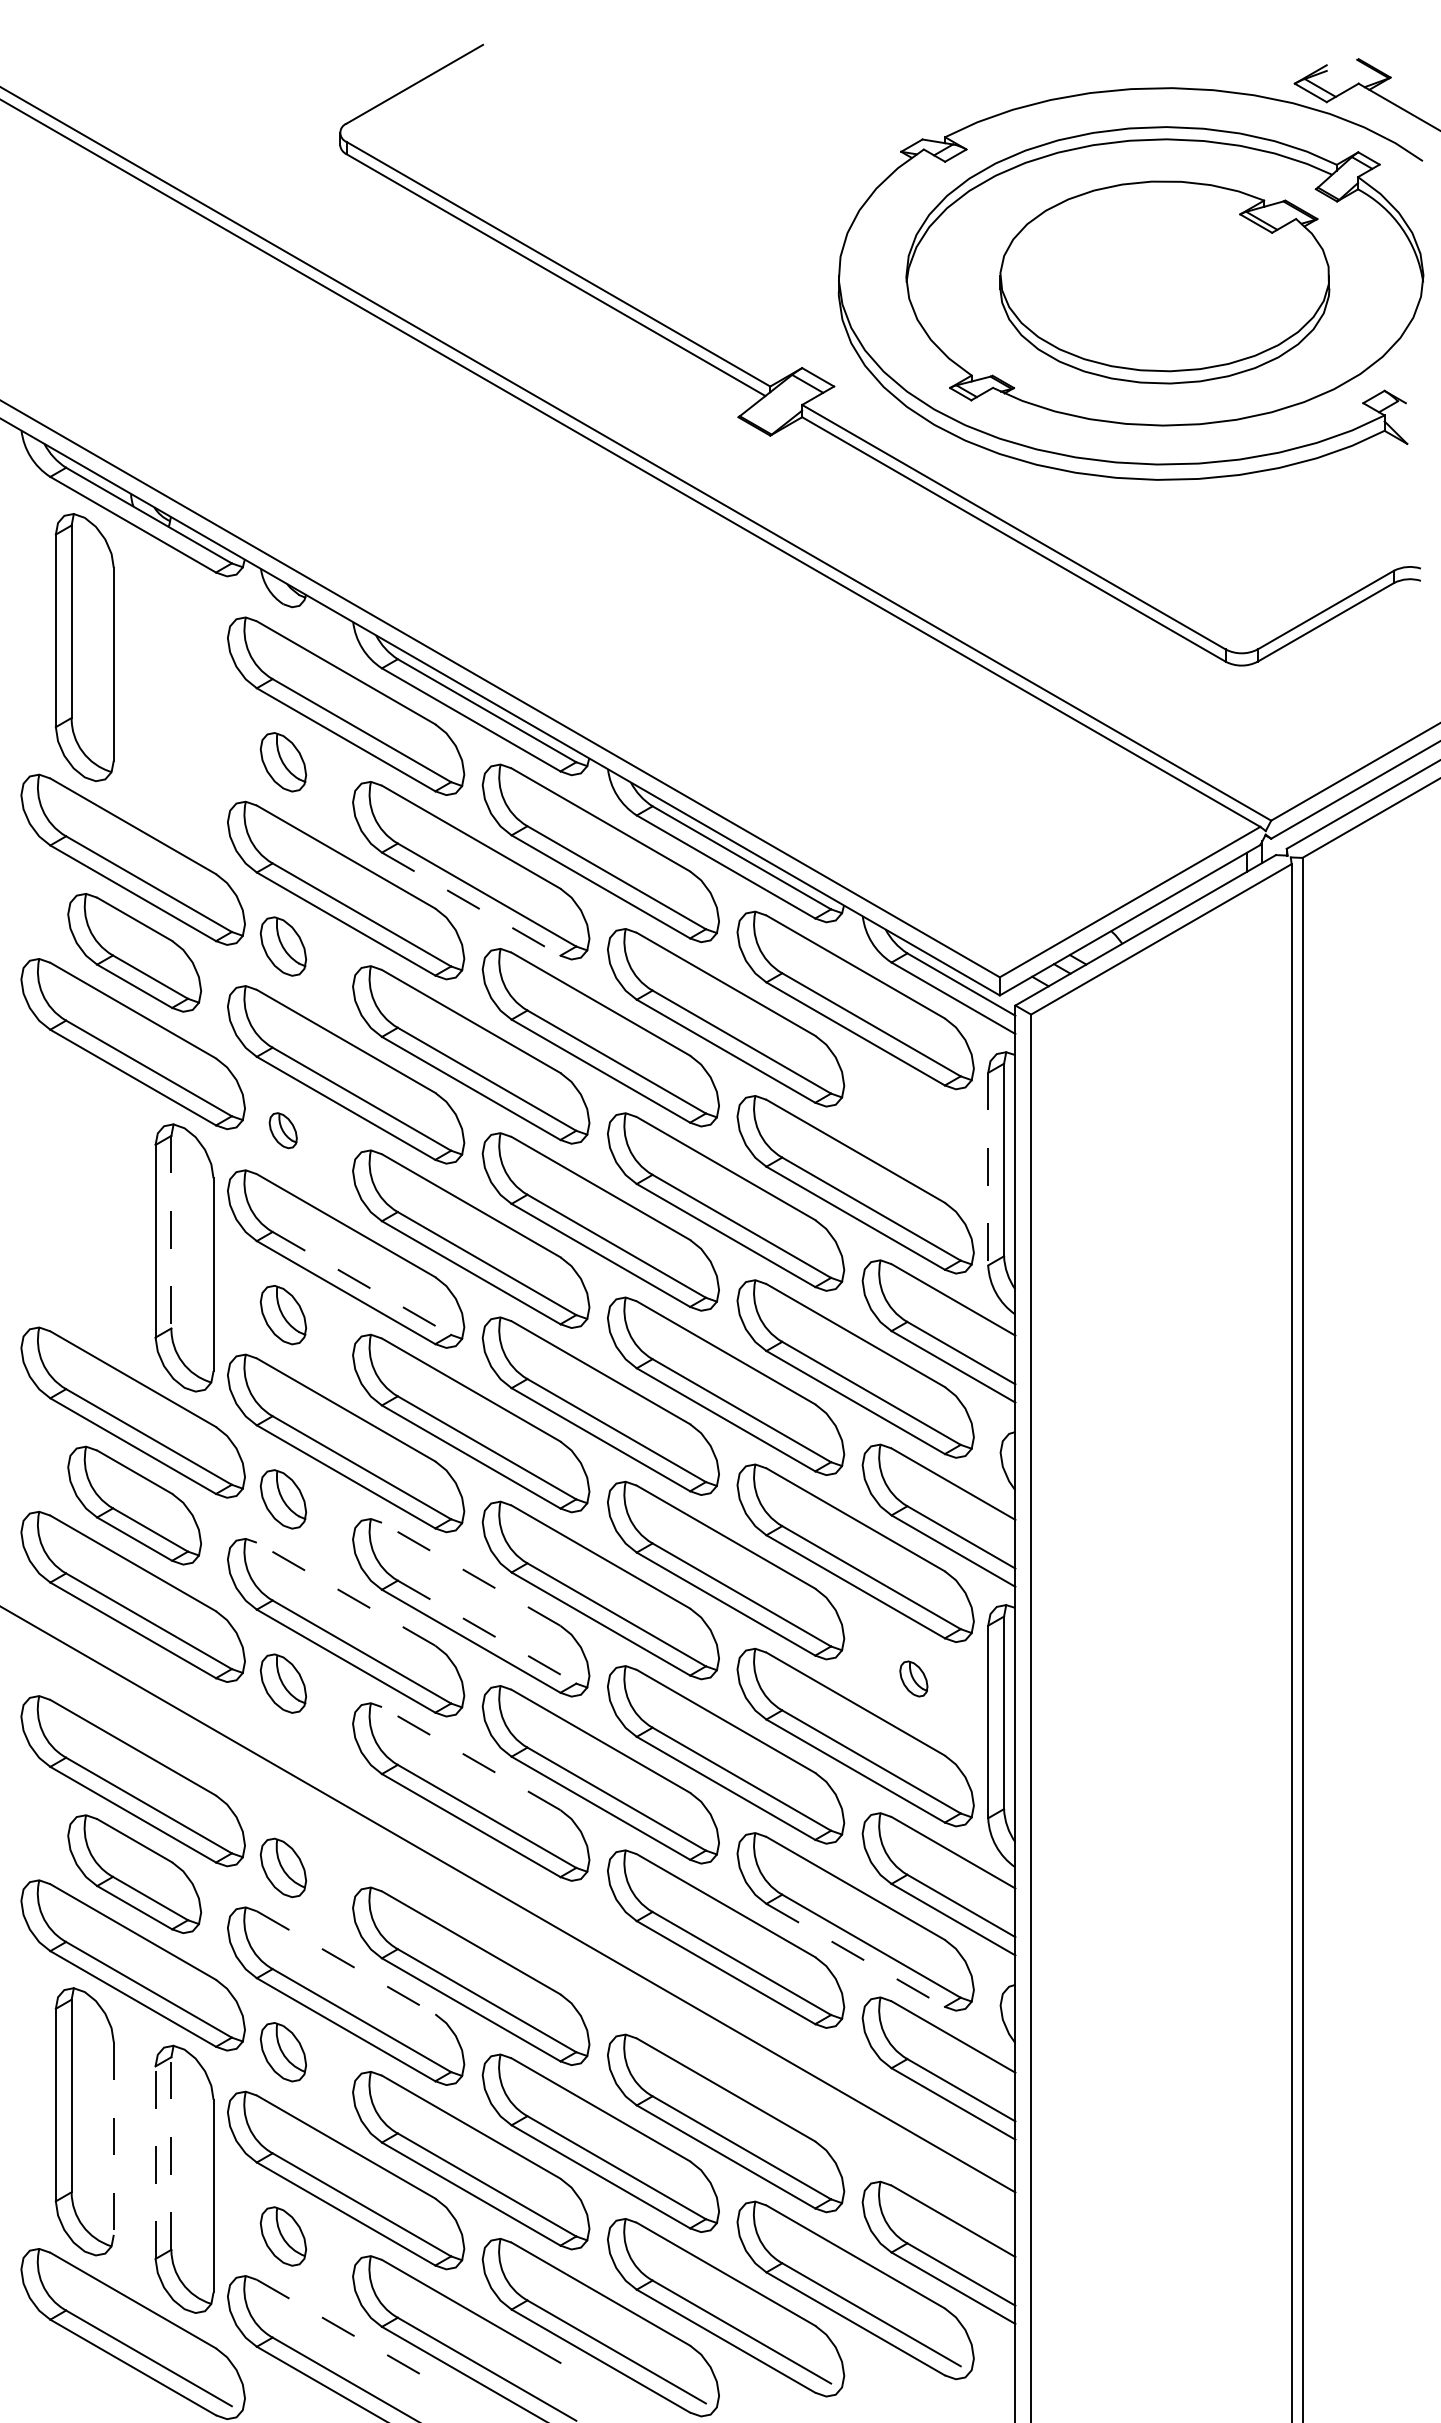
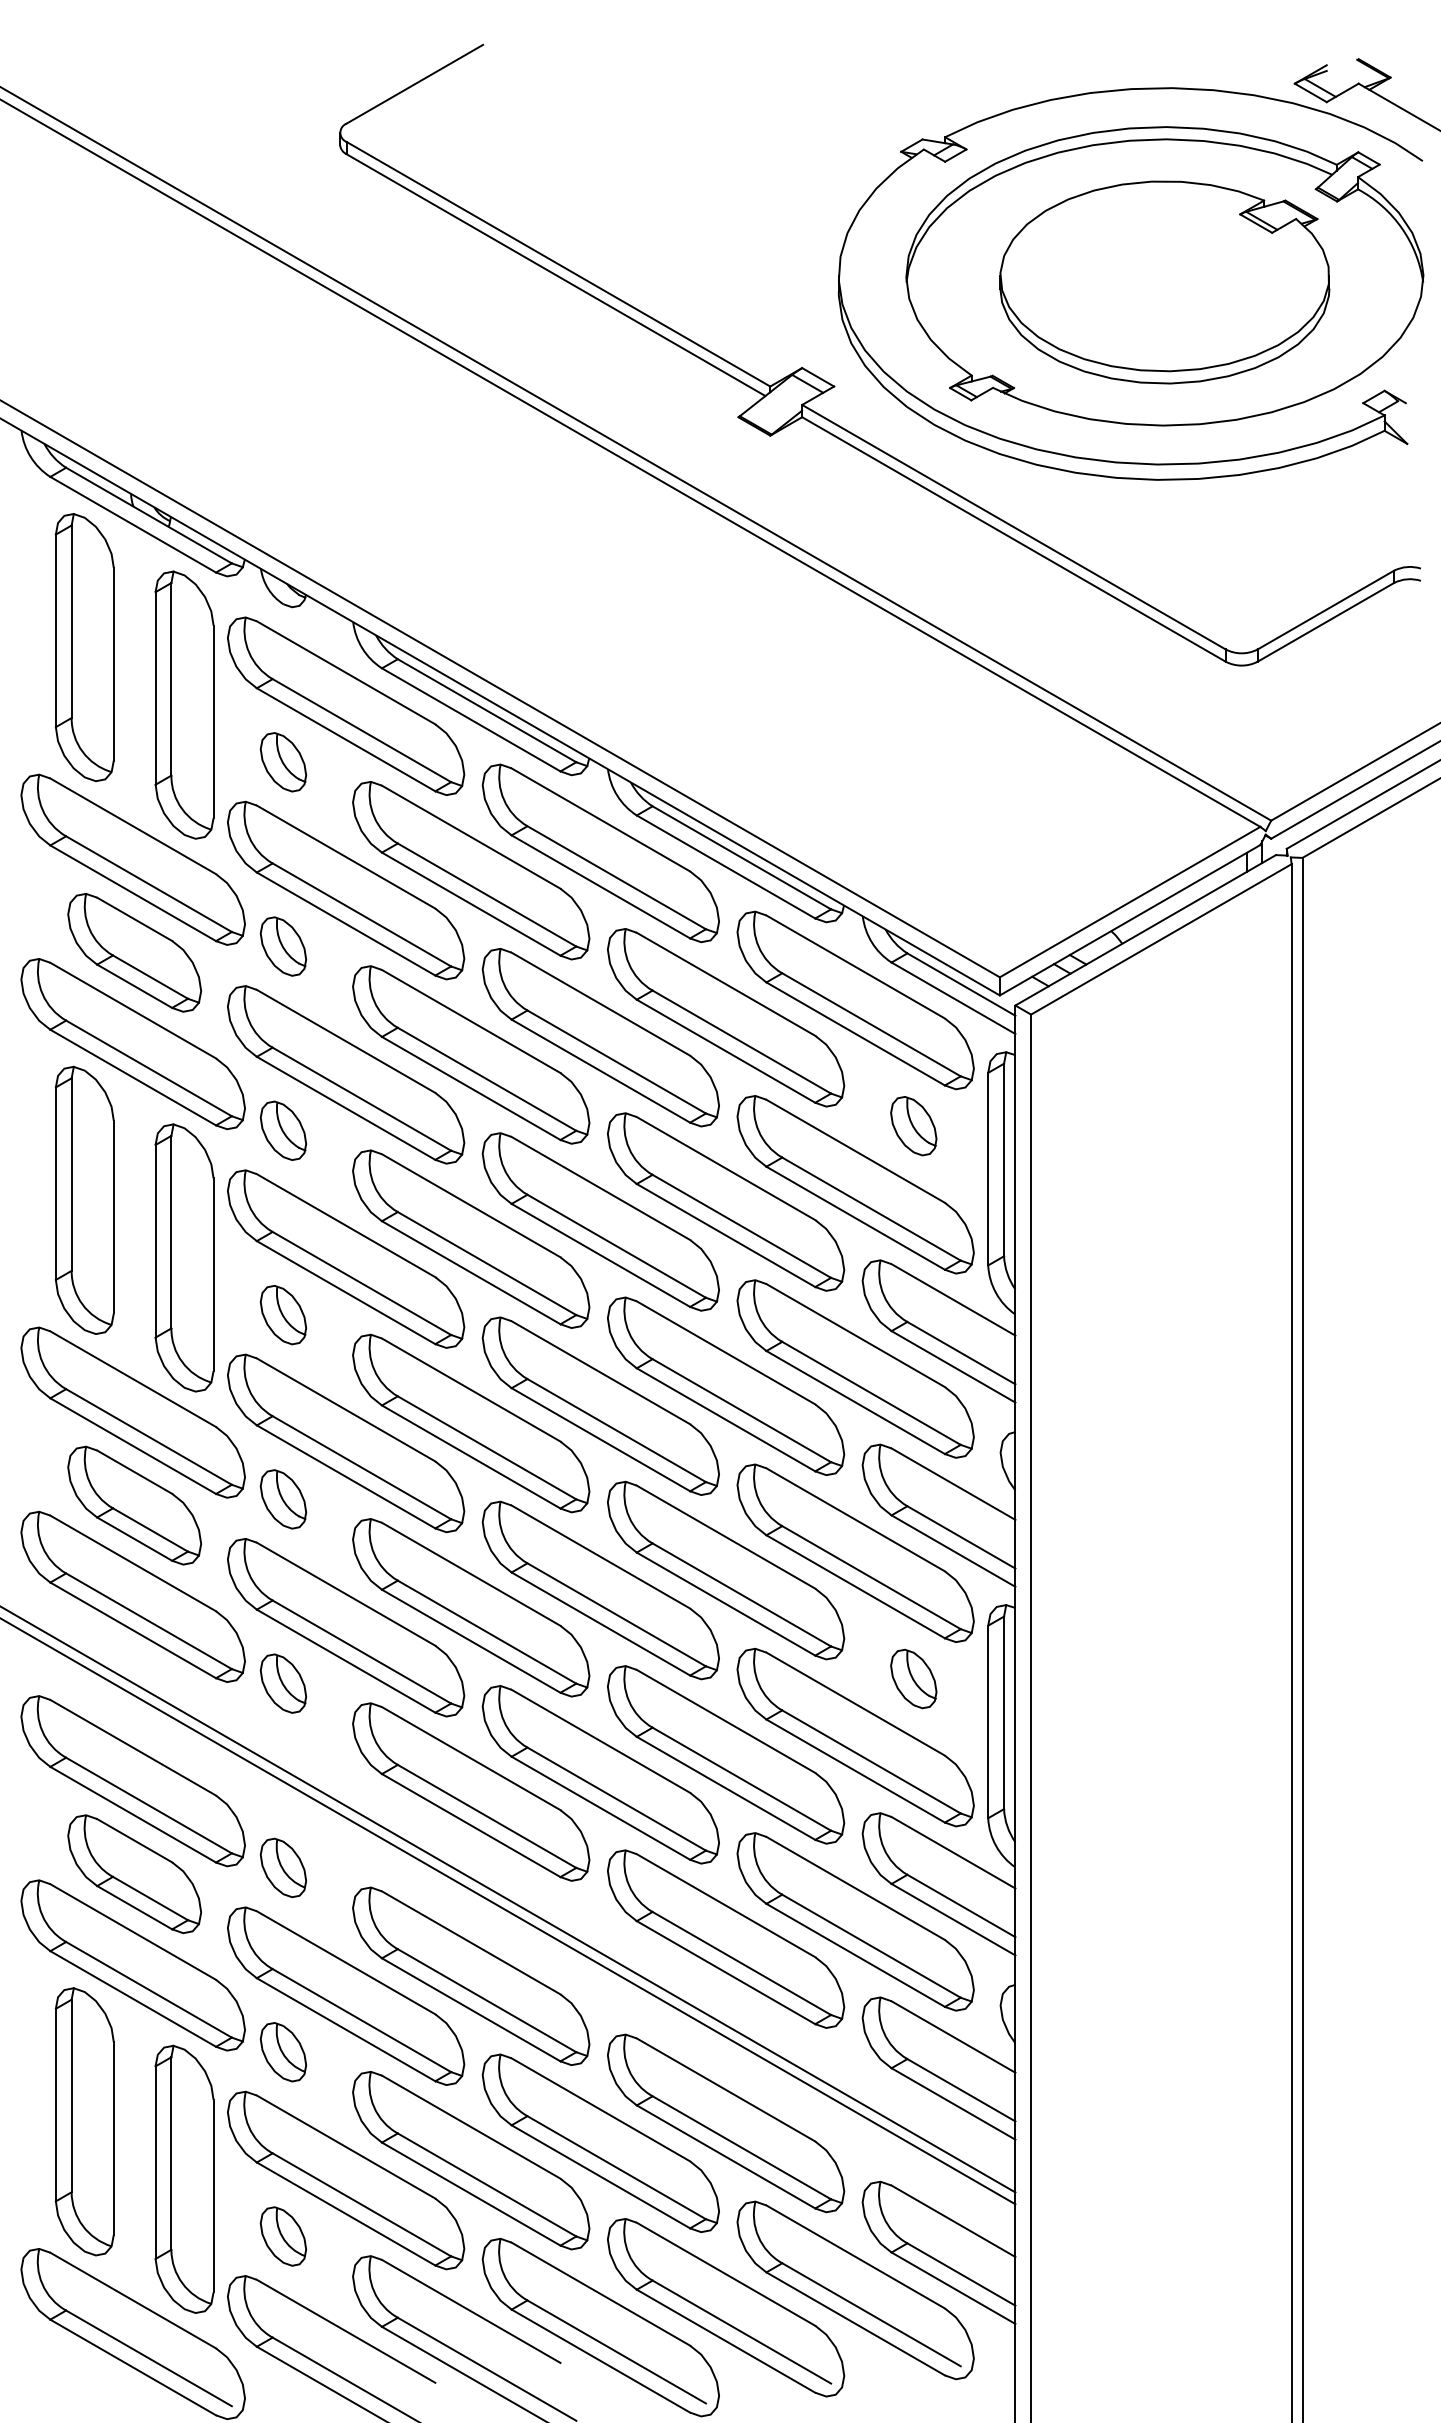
part: none -> present (184, 704)
line: dashed -> solid (471, 904)
part: none -> present (913, 1126)
part size: 30x38 px -> 48x61 px (282, 1130)
line: dashed -> solid (988, 1169)
part: none -> present (84, 1199)
line: dashed -> solid (171, 1232)
line: dashed -> solid (362, 1283)
line: dashed -> solid (470, 1574)
line: dashed -> solid (345, 1593)
line: dashed -> solid (487, 1632)
part size: 30x38 px -> 48x62 px (913, 1678)
line: dashed -> solid (470, 1758)
line: none -> present (508, 1911)
line: dashed -> solid (856, 1955)
line: dashed -> solid (346, 1963)
line: dashed -> solid (113, 2139)
line: dashed -> solid (171, 2153)
line: dashed -> solid (155, 2162)
line: dashed -> solid (346, 2331)
